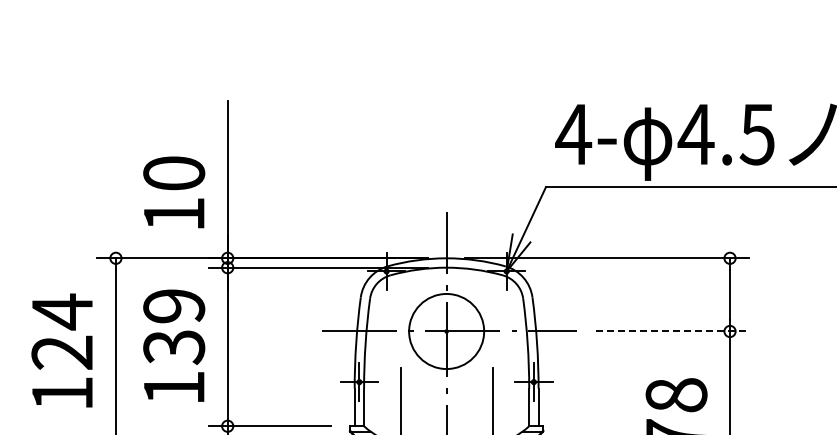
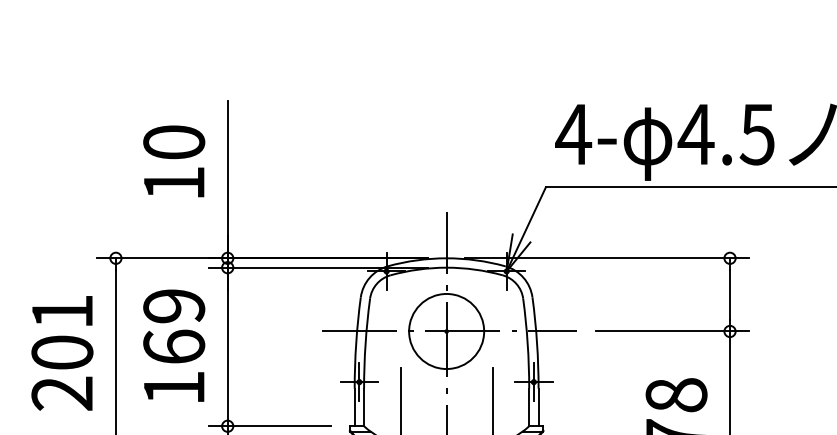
text position: (174, 192) -> (174, 161) (174, 161)
line: dashed -> solid (672, 331)
text: 139 -> 169 (174, 346)
text: 124 -> 201 (62, 351)
